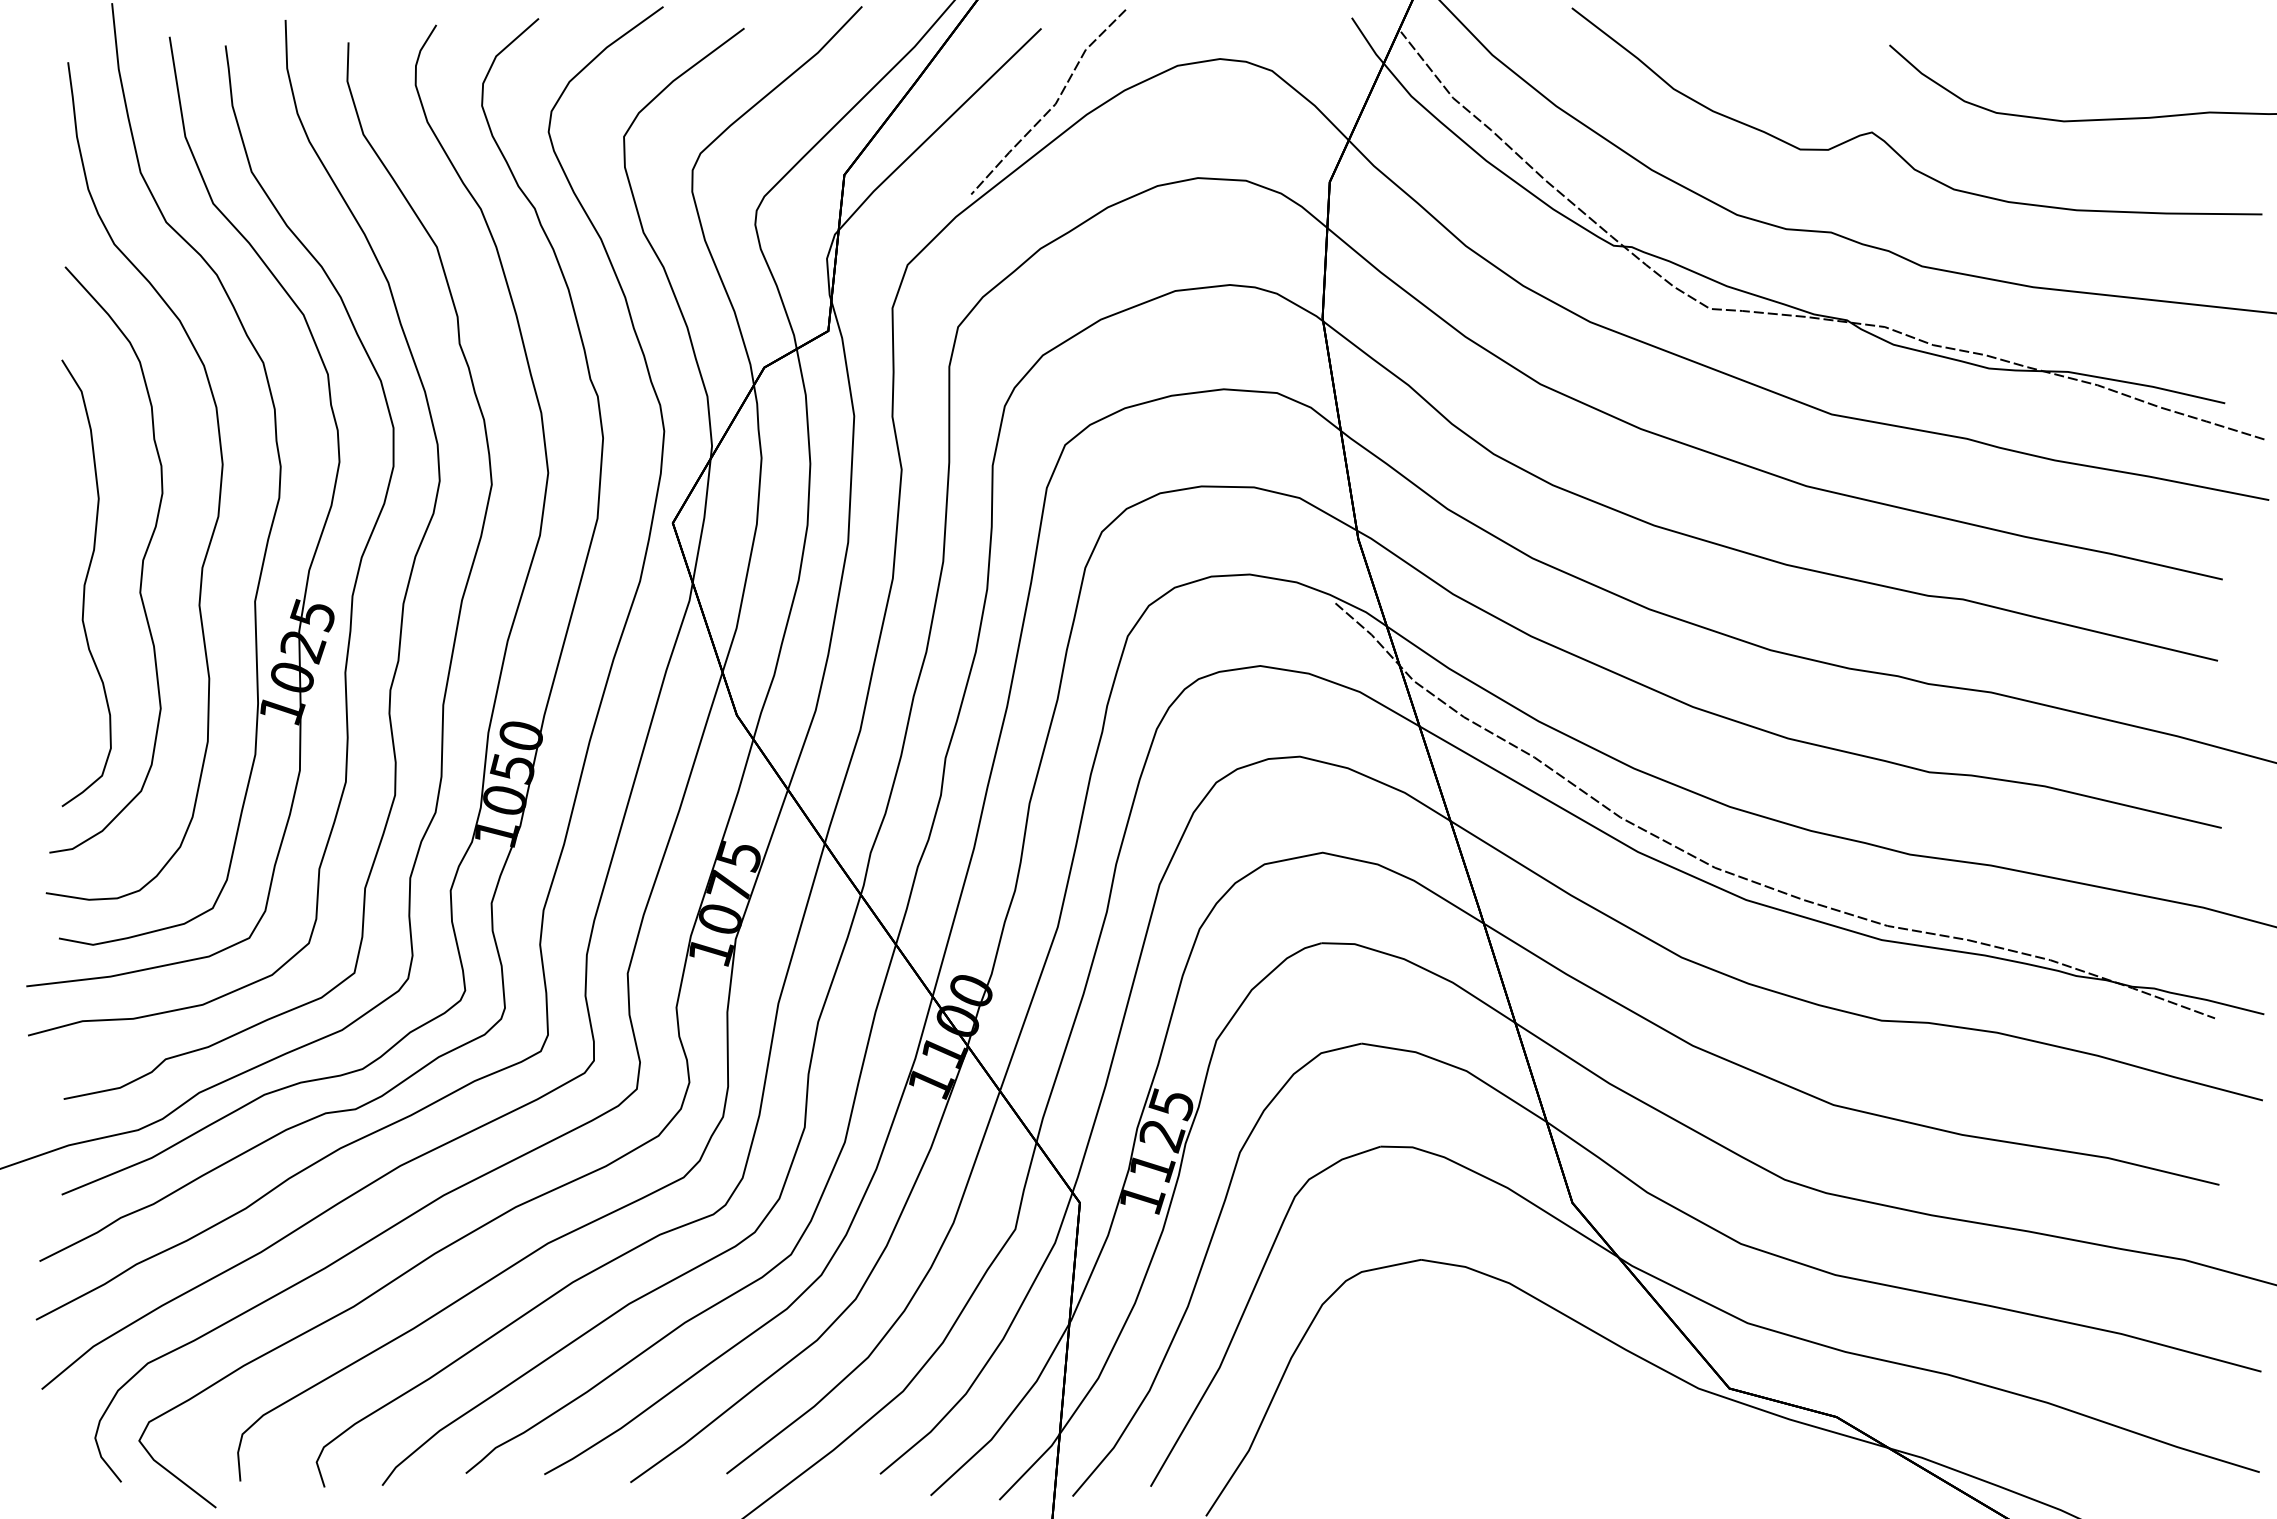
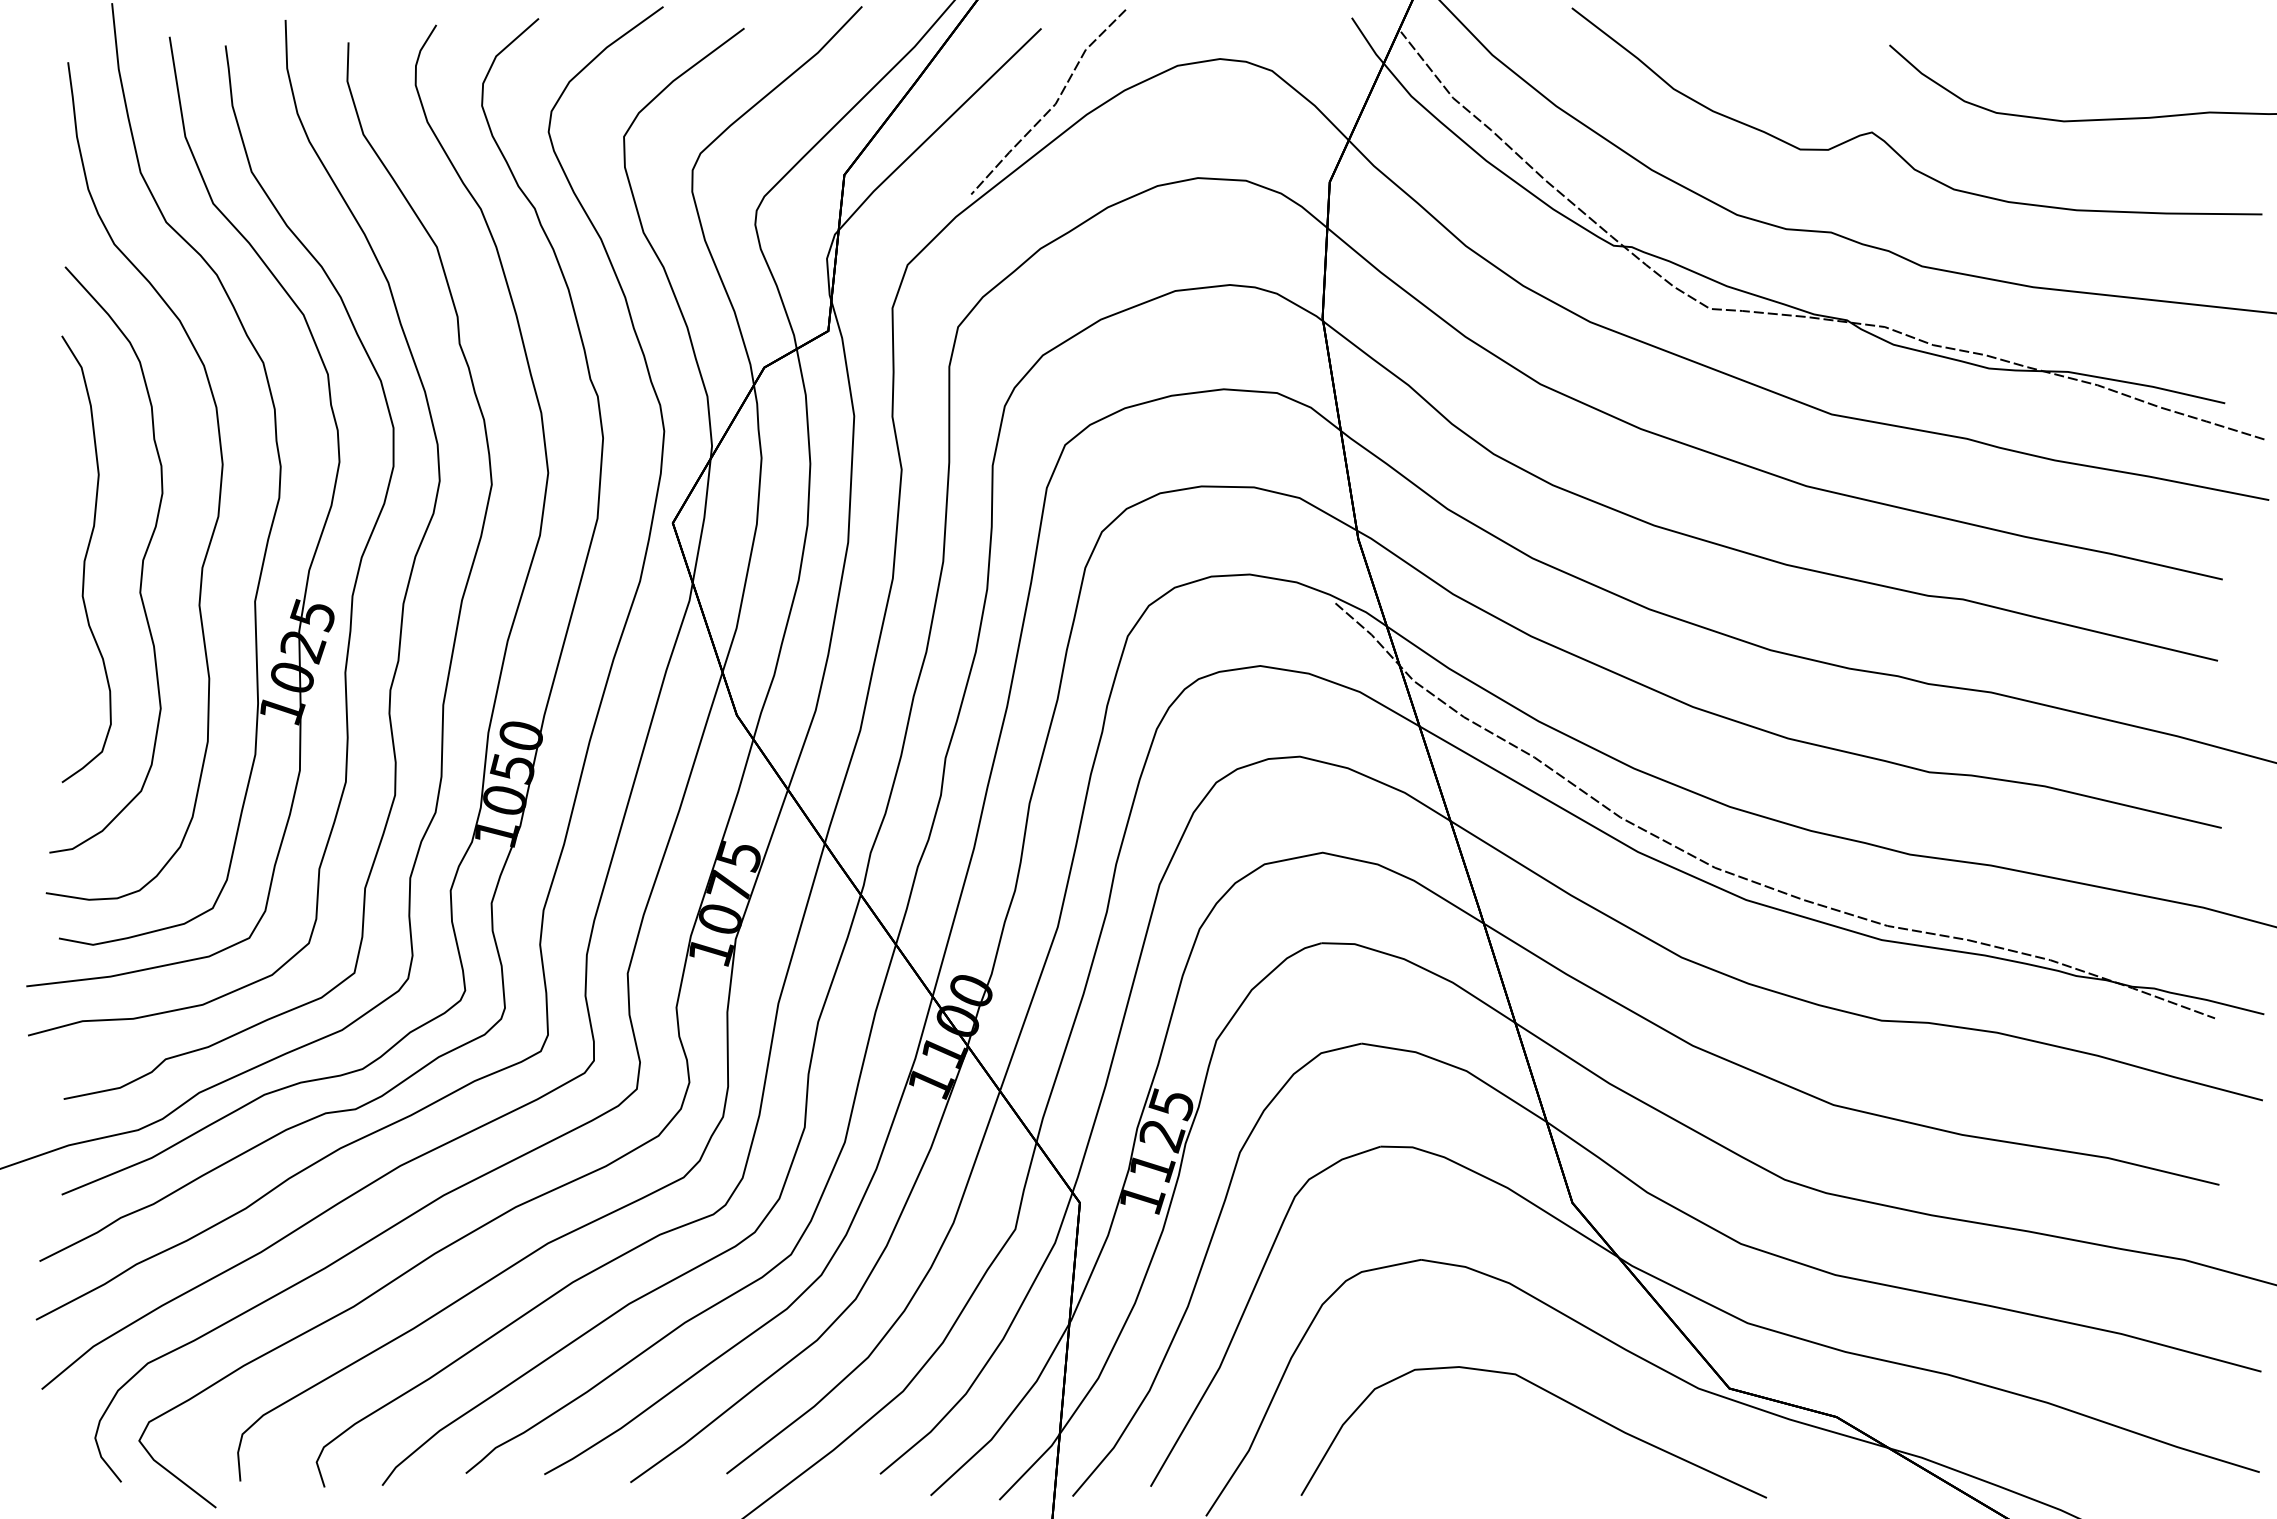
curve position: (86, 582) -> (86, 558) (86, 558)
curve: none -> present (1552, 1395)
